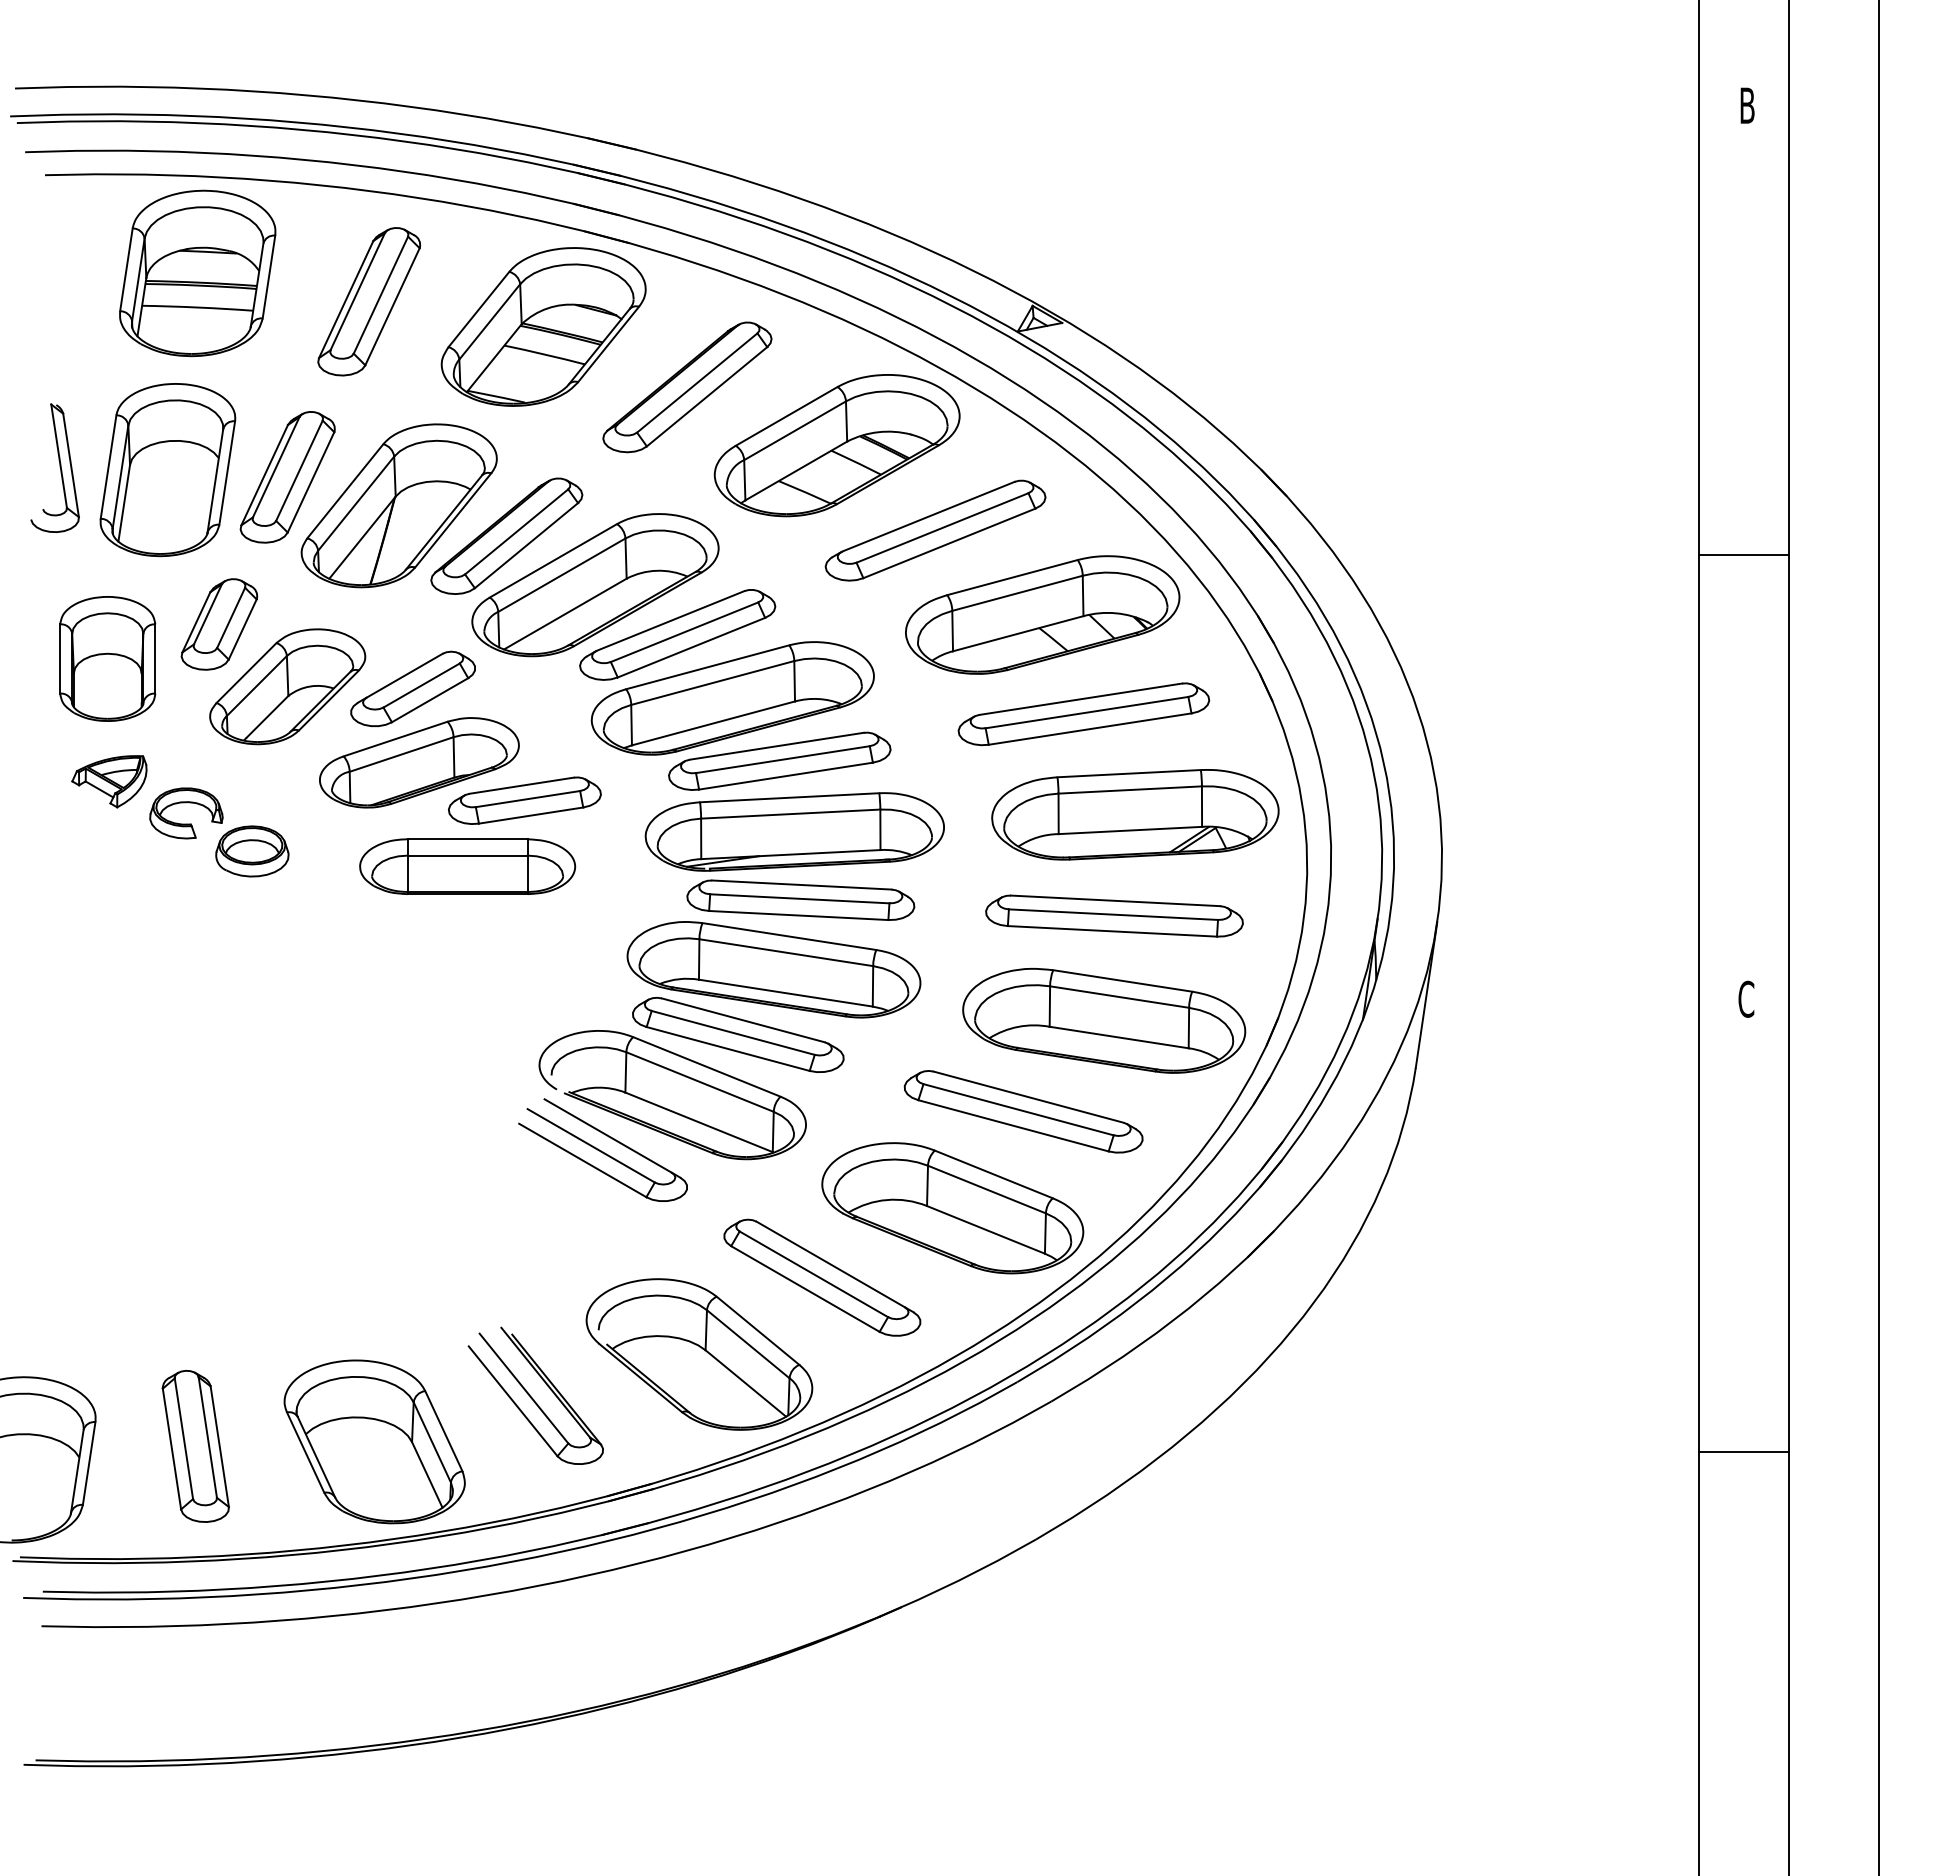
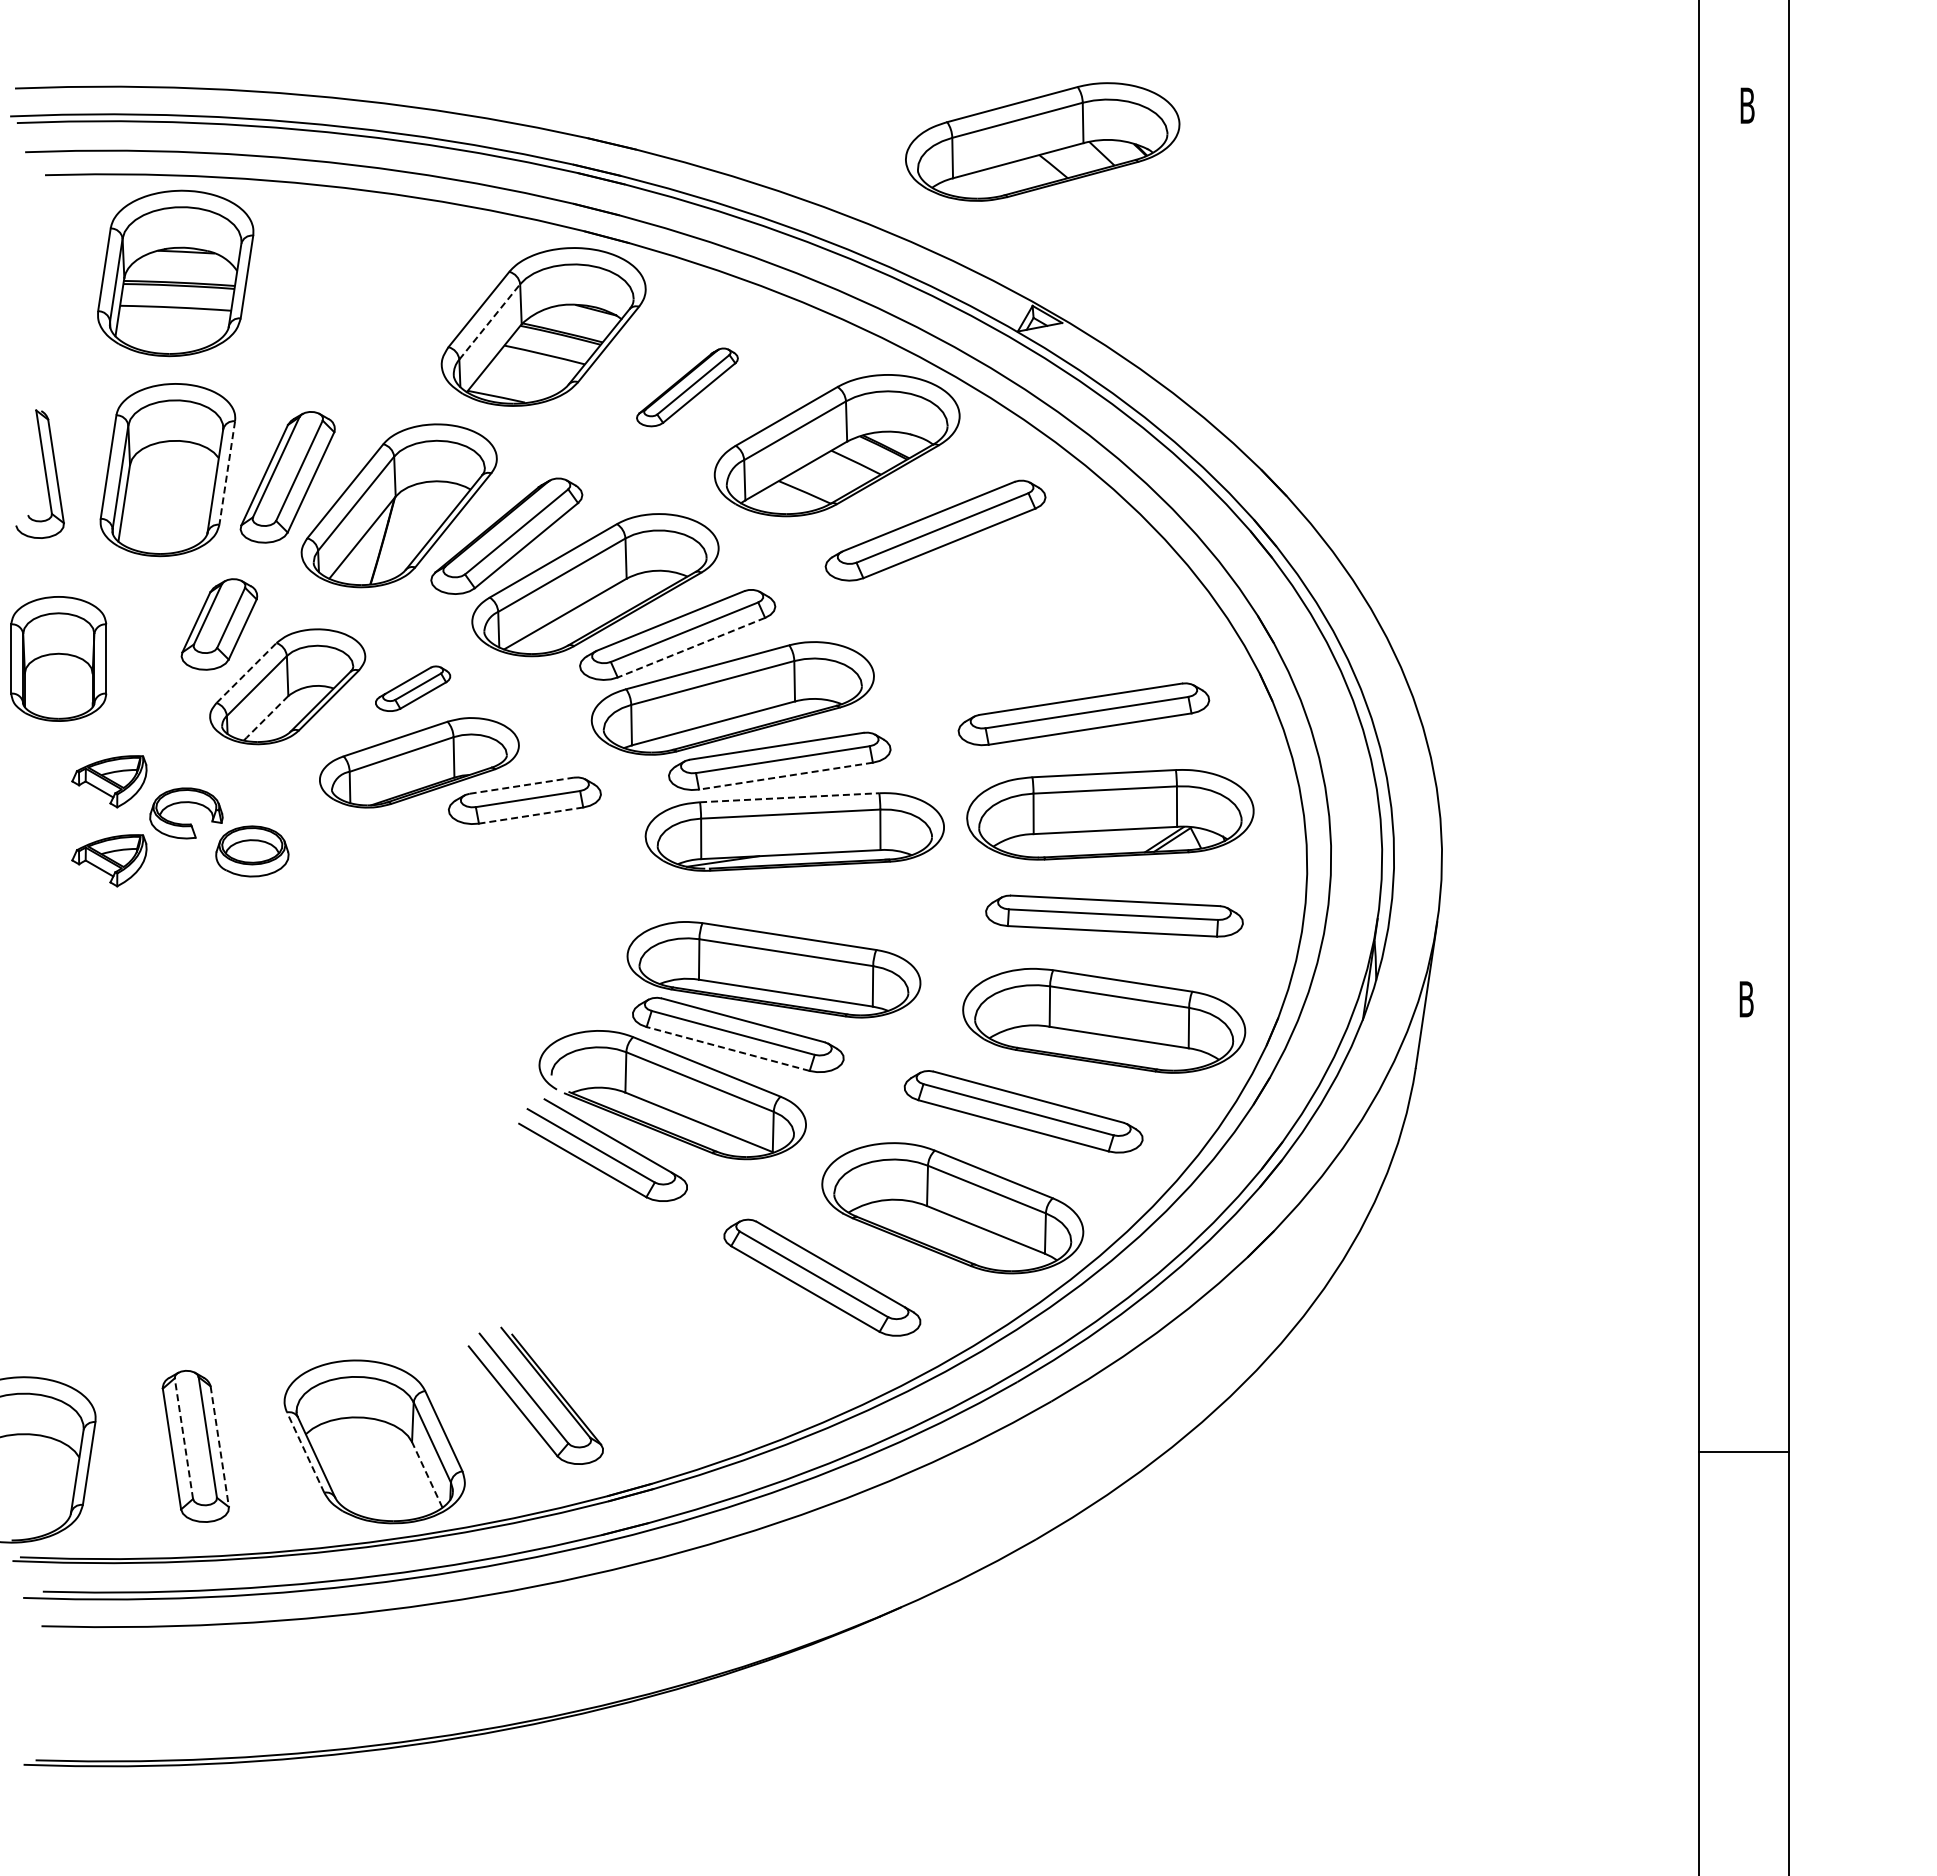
part position: (197, 273) -> (175, 273) (175, 273)
part: present -> none (369, 301)
line: solid -> dashed (490, 321)
part size: 171x133 px -> 103x81 px (687, 387)
part position: (54, 467) -> (39, 473) (39, 473)
line: solid -> dashed (227, 473)
line: present -> none (1744, 554)
part position: (1042, 614) -> (1042, 141) (1042, 141)
line: solid -> dashed (690, 647)
part position: (107, 658) -> (58, 658) (58, 658)
line: solid -> dashed (246, 672)
part size: 126x77 px -> 77x47 px (413, 688)
line: solid -> dashed (267, 717)
line: solid -> dashed (786, 776)
line: solid -> dashed (521, 785)
line: solid -> dashed (789, 797)
part position: (1135, 814) -> (1110, 814) (1110, 814)
line: solid -> dashed (531, 815)
part: none -> present (109, 860)
part: present -> none (467, 866)
part: present -> none (800, 899)
line: present -> none (1878, 937)
text: C -> B (1746, 998)
line: solid -> dashed (727, 1048)
part: present -> none (699, 1354)
line: solid -> dashed (183, 1438)
line: solid -> dashed (219, 1447)
line: solid -> dashed (305, 1452)
line: solid -> dashed (427, 1474)
